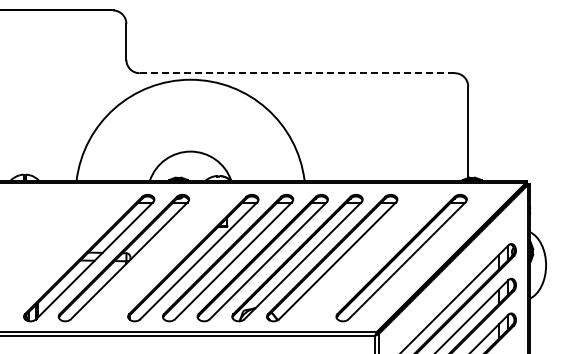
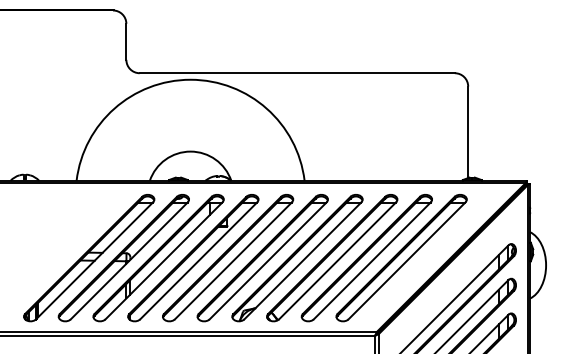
line: dashed -> solid (297, 73)
part: none -> present (158, 258)
part: none -> present (366, 258)
